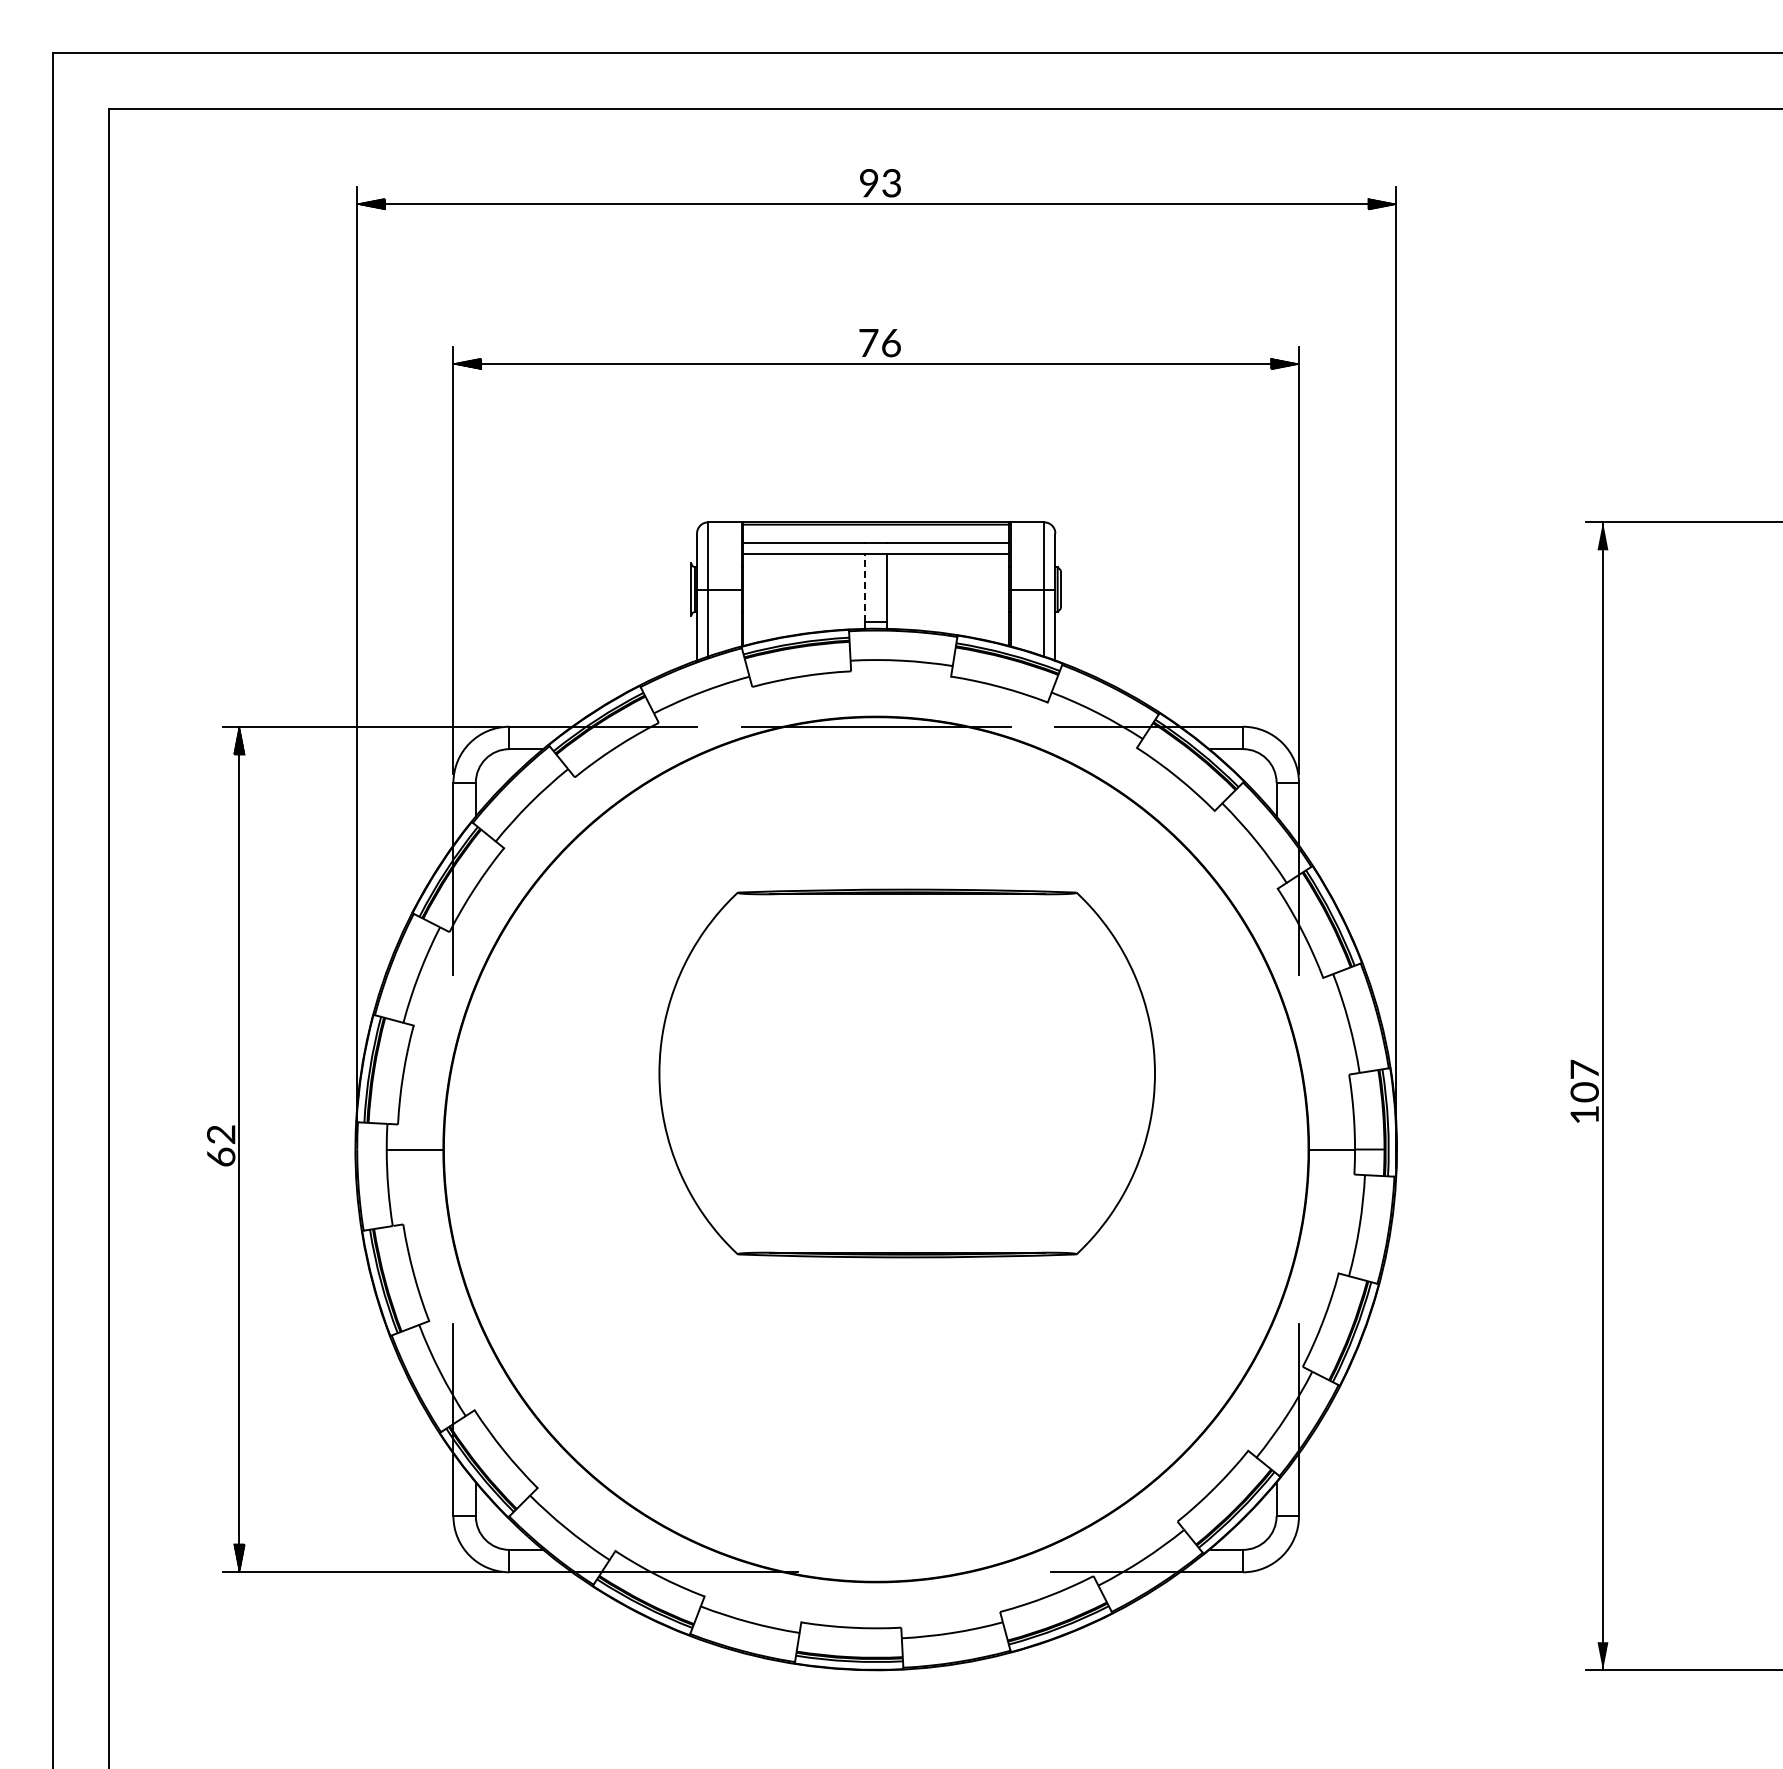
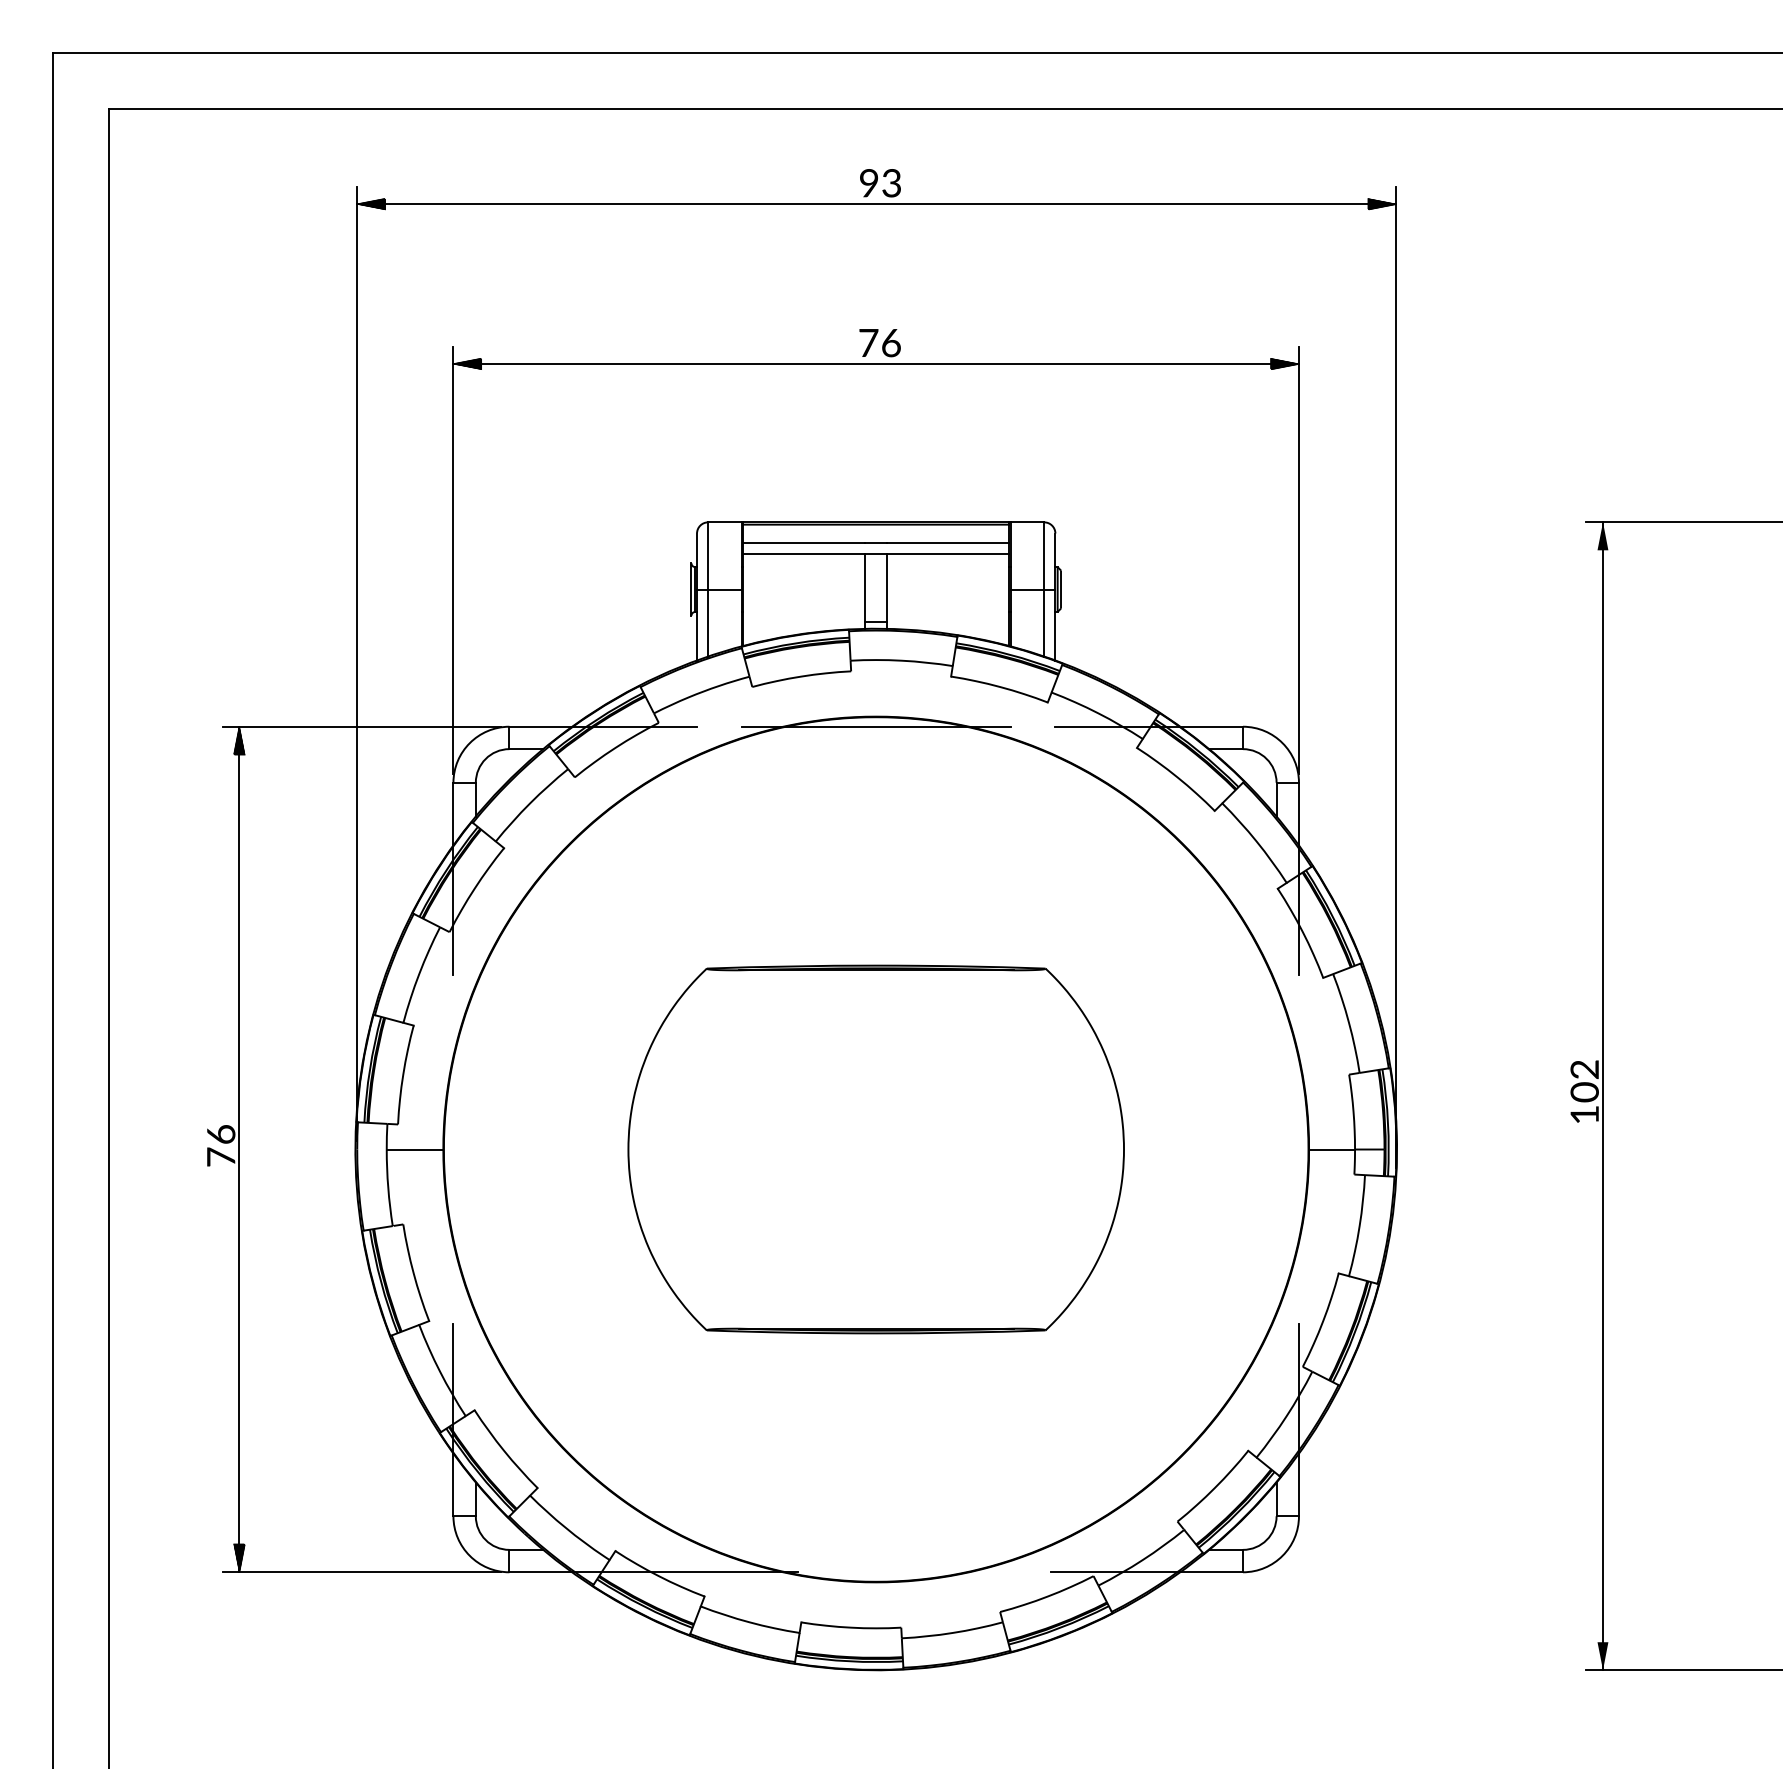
line: dashed -> solid (865, 587)
text: 107 -> 102 (1584, 1069)
part position: (906, 1073) -> (875, 1149) (875, 1149)
text: 62 -> 76 (221, 1145)
